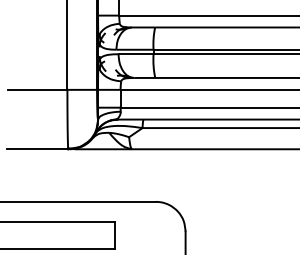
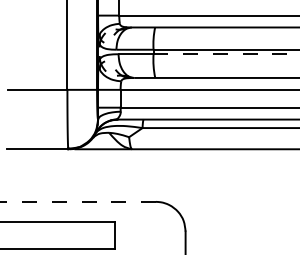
line: solid -> dashed (226, 54)
line: solid -> dashed (78, 201)
